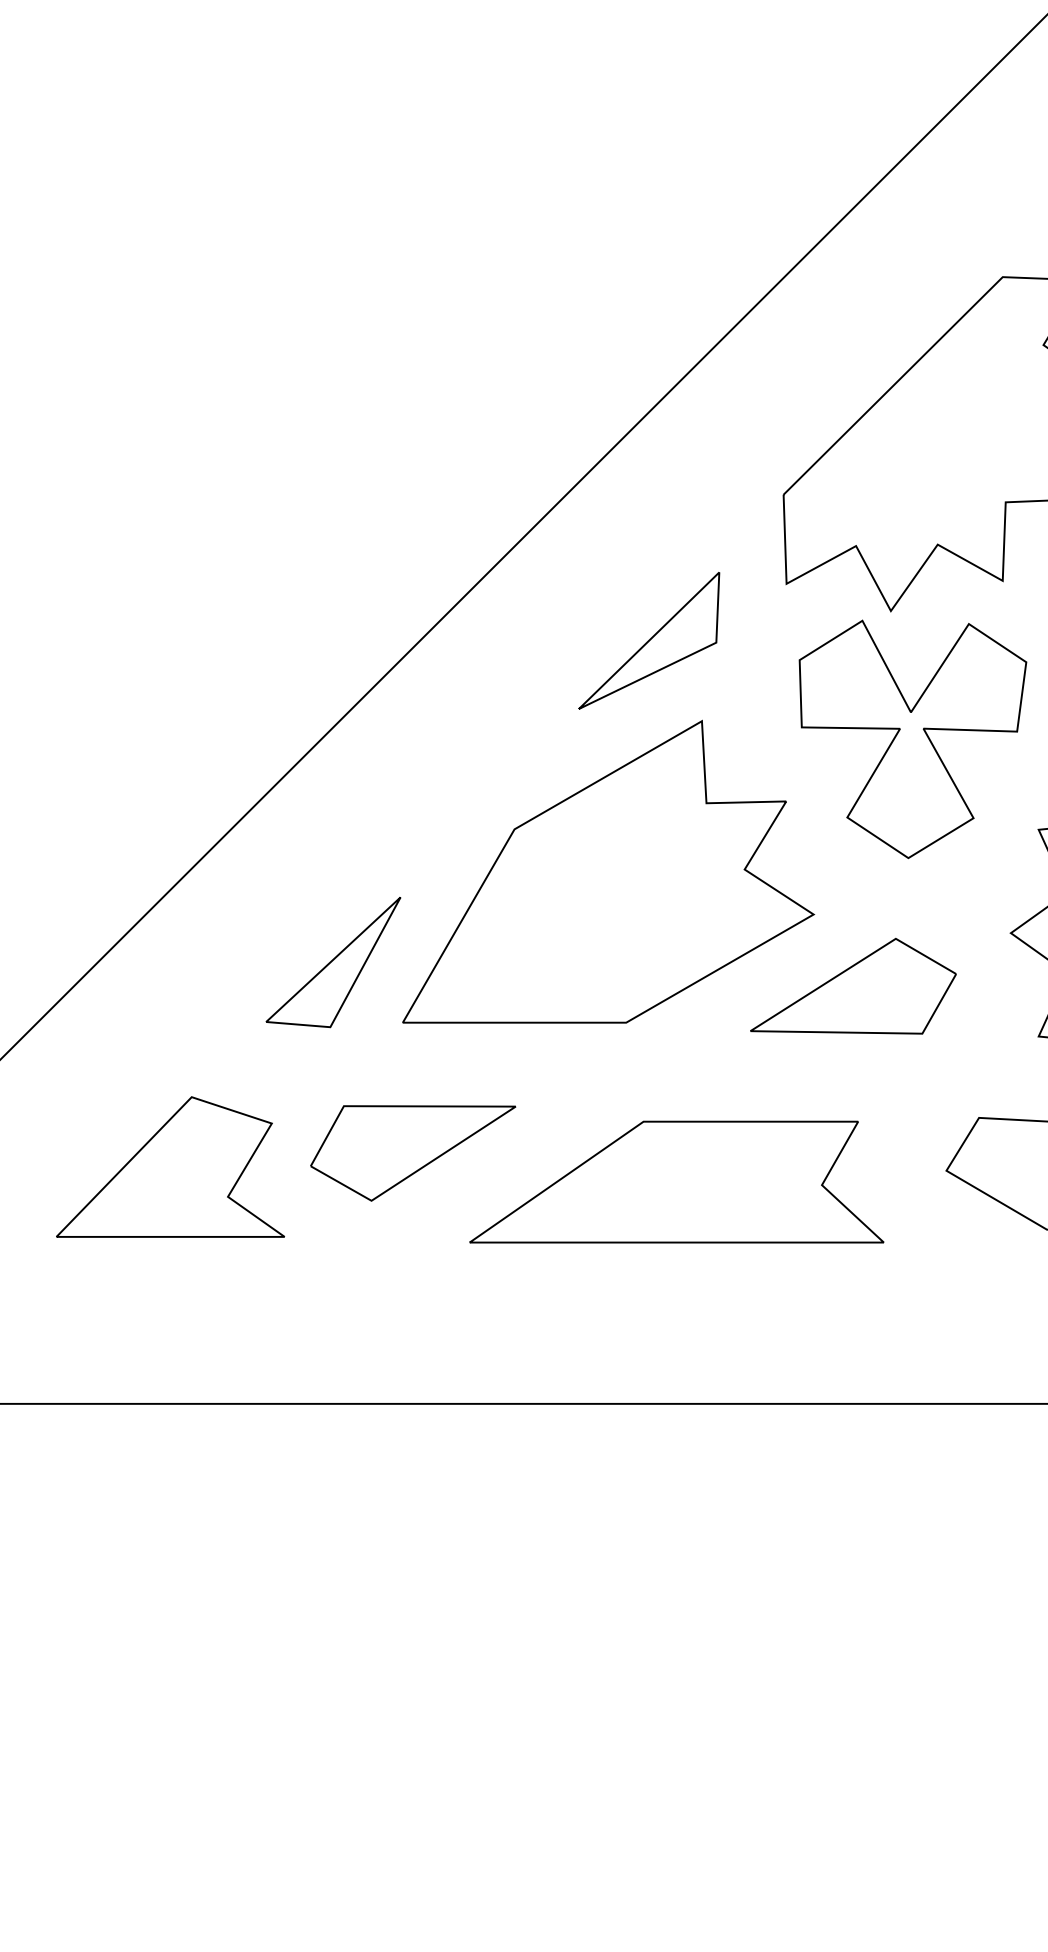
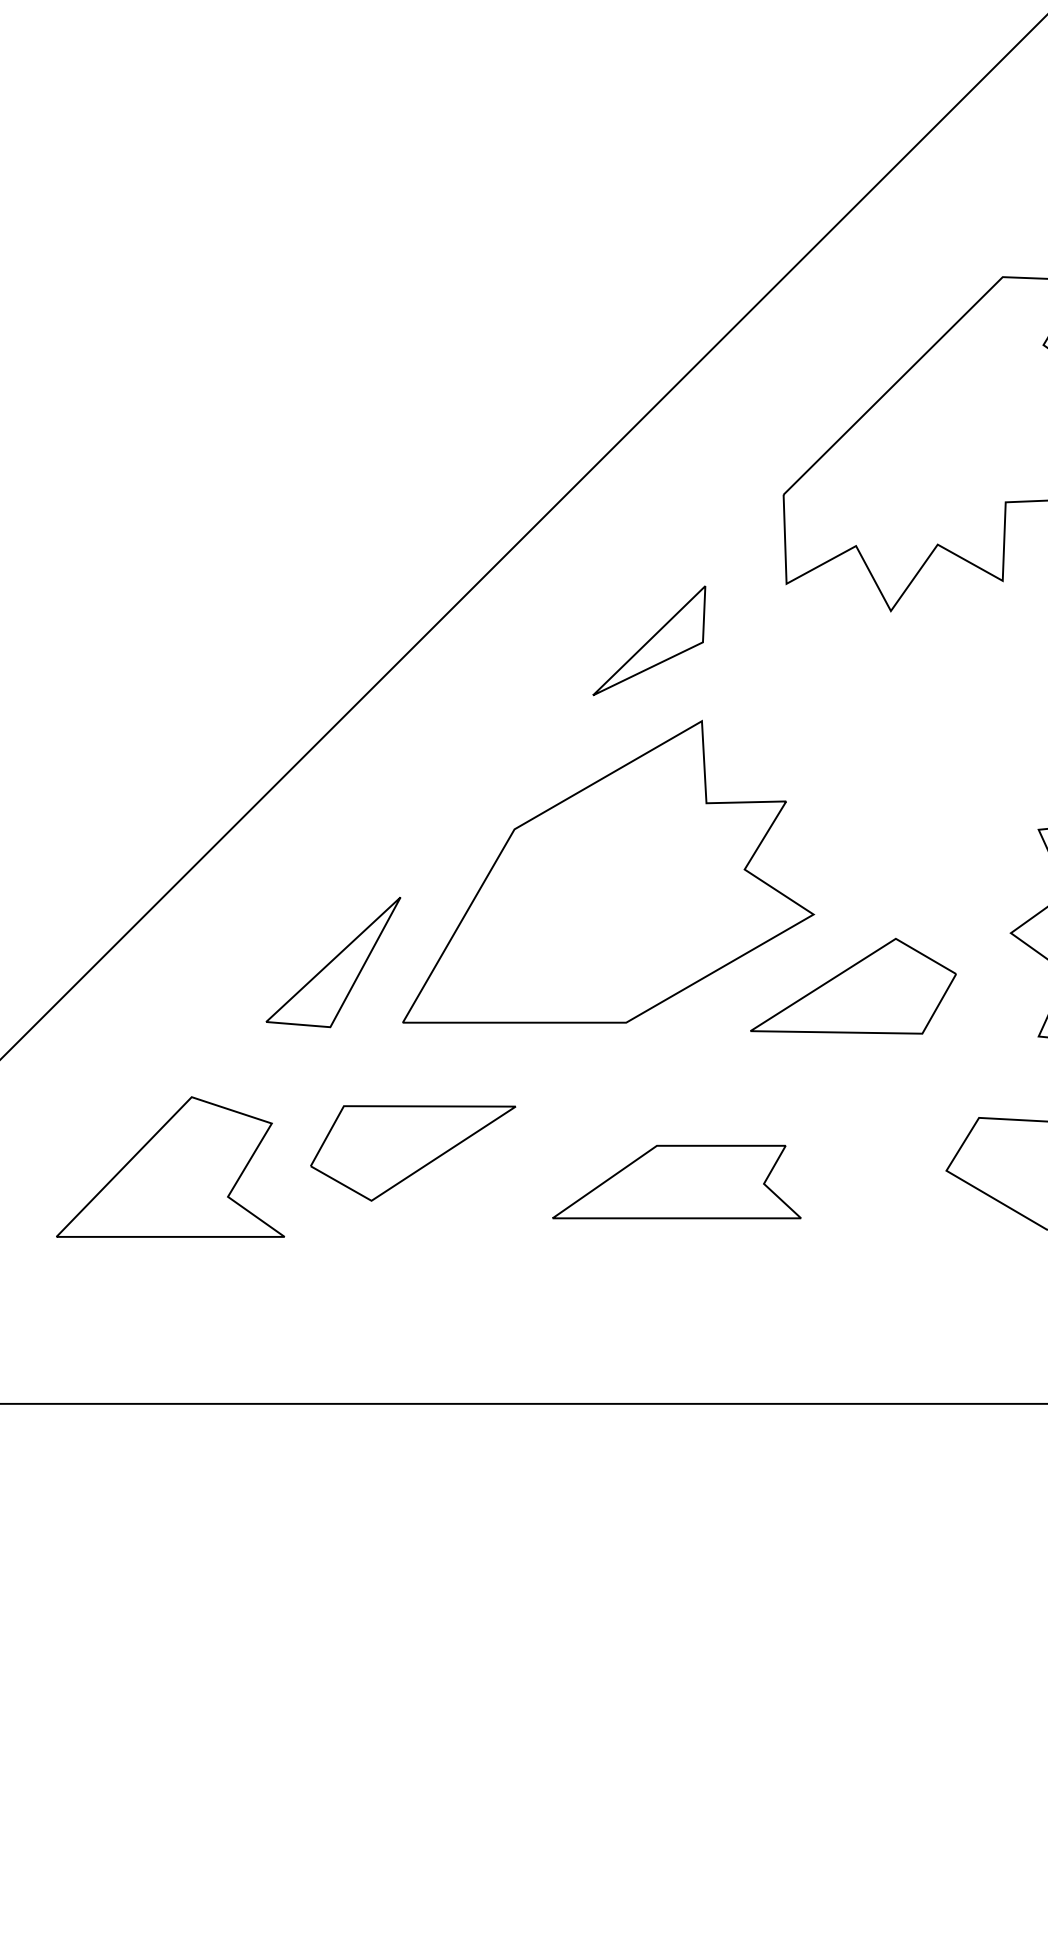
part size: 143x138 px -> 115x112 px (649, 640)
part: present -> none (912, 738)
part size: 416x124 px -> 250x76 px (676, 1181)
